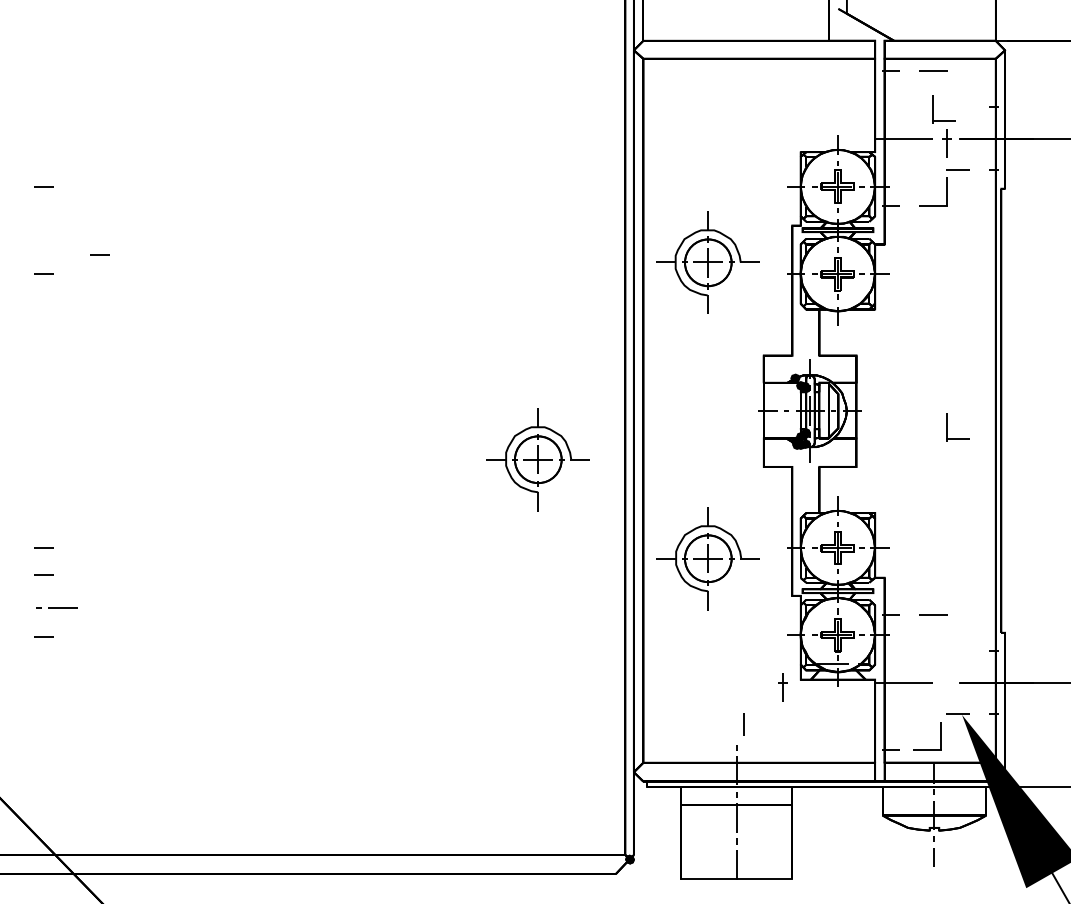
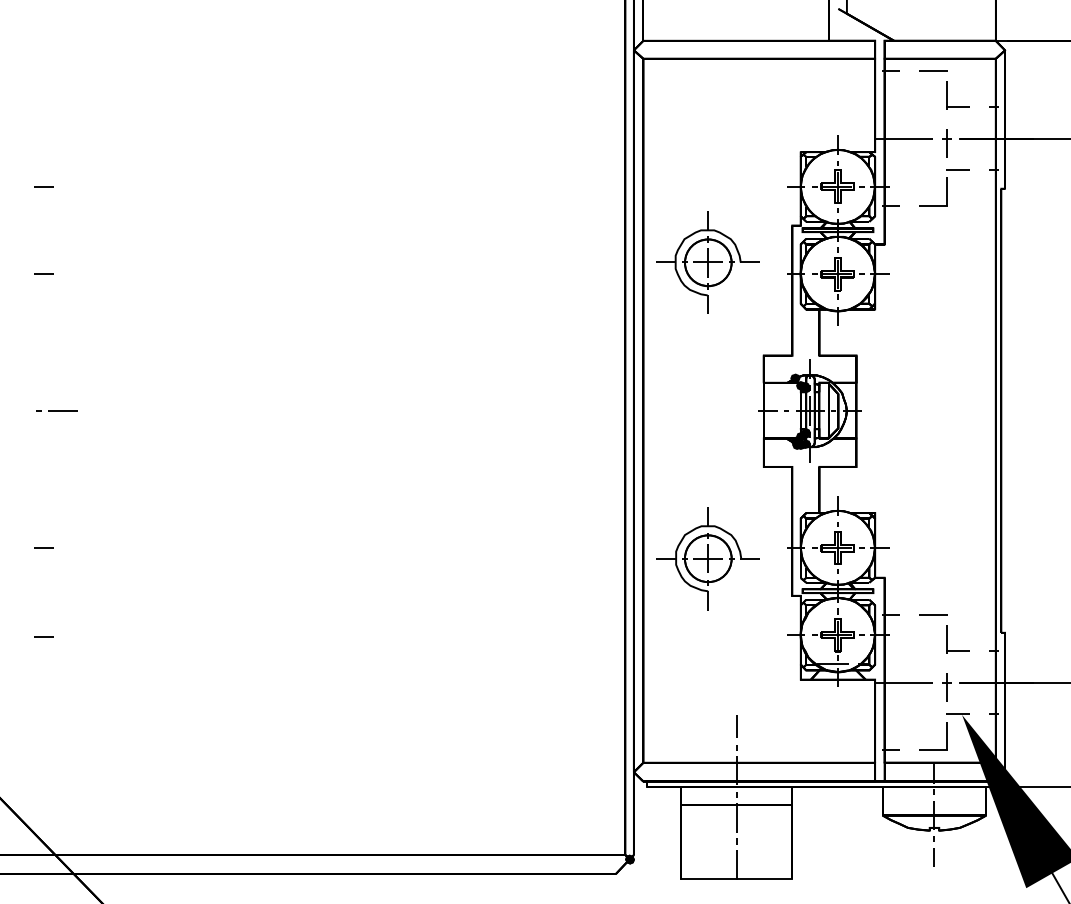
part position: (933, 109) -> (947, 95) (947, 95)
line: present -> none (99, 254)
part position: (947, 427) -> (947, 639) (947, 639)
part: present -> none (537, 459)
line: present -> none (43, 574)
line position: (56, 607) -> (56, 410) (56, 410)
part position: (782, 687) -> (946, 687) (946, 687)
line position: (743, 724) -> (736, 726) (736, 726)
part position: (940, 736) -> (946, 736) (946, 736)
